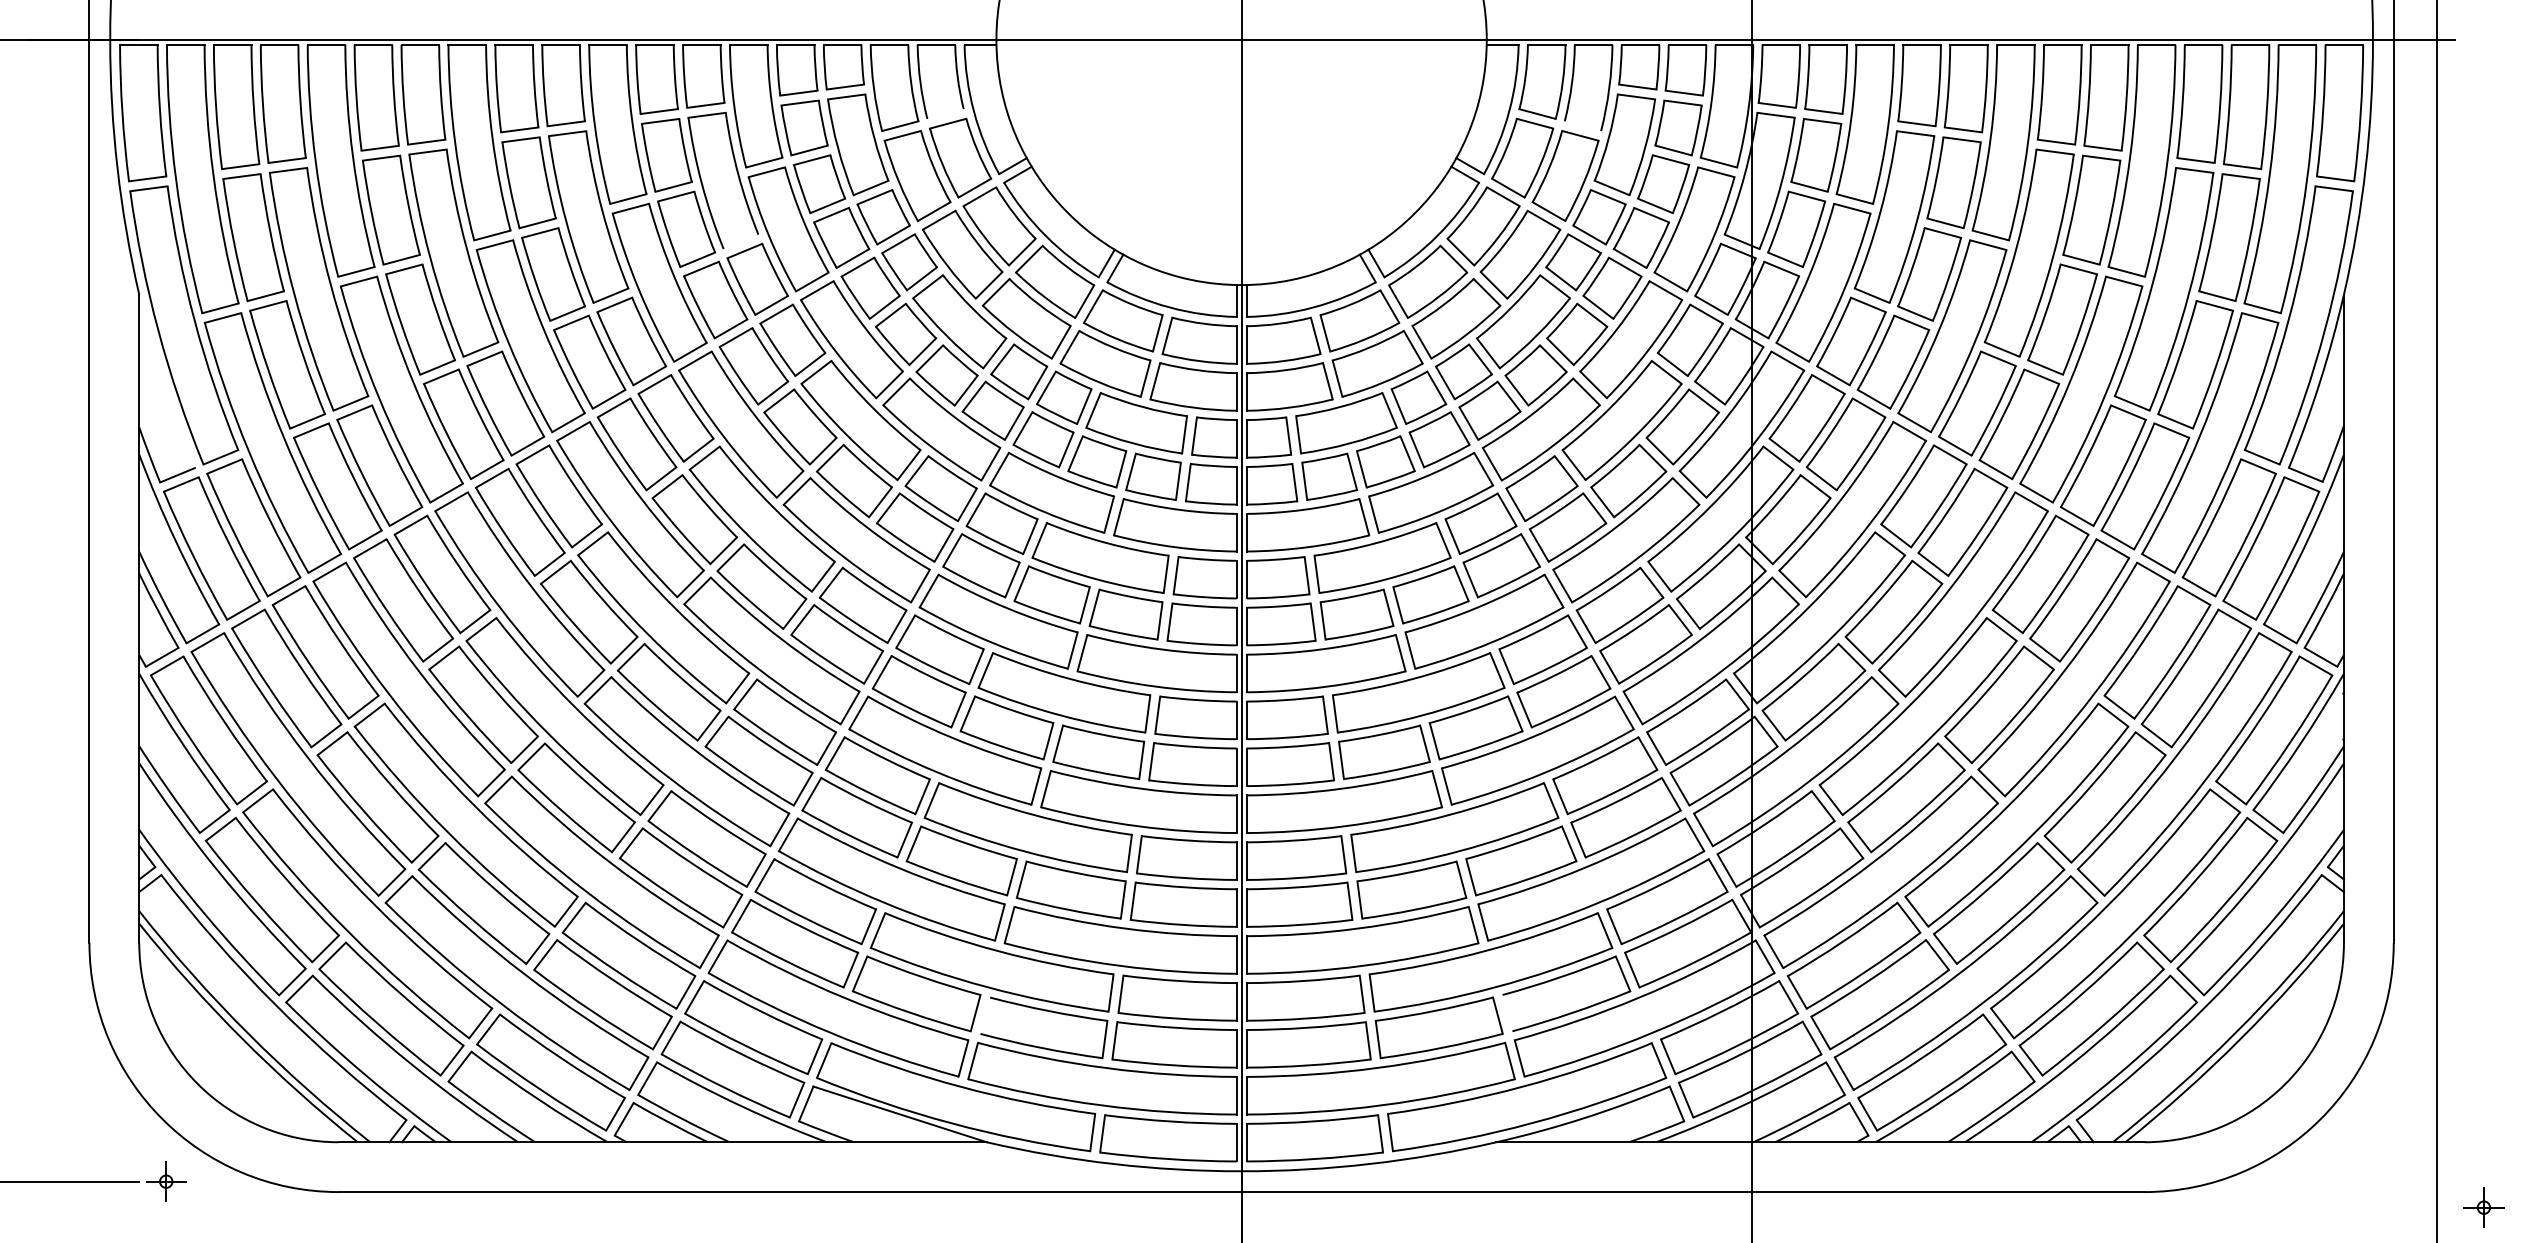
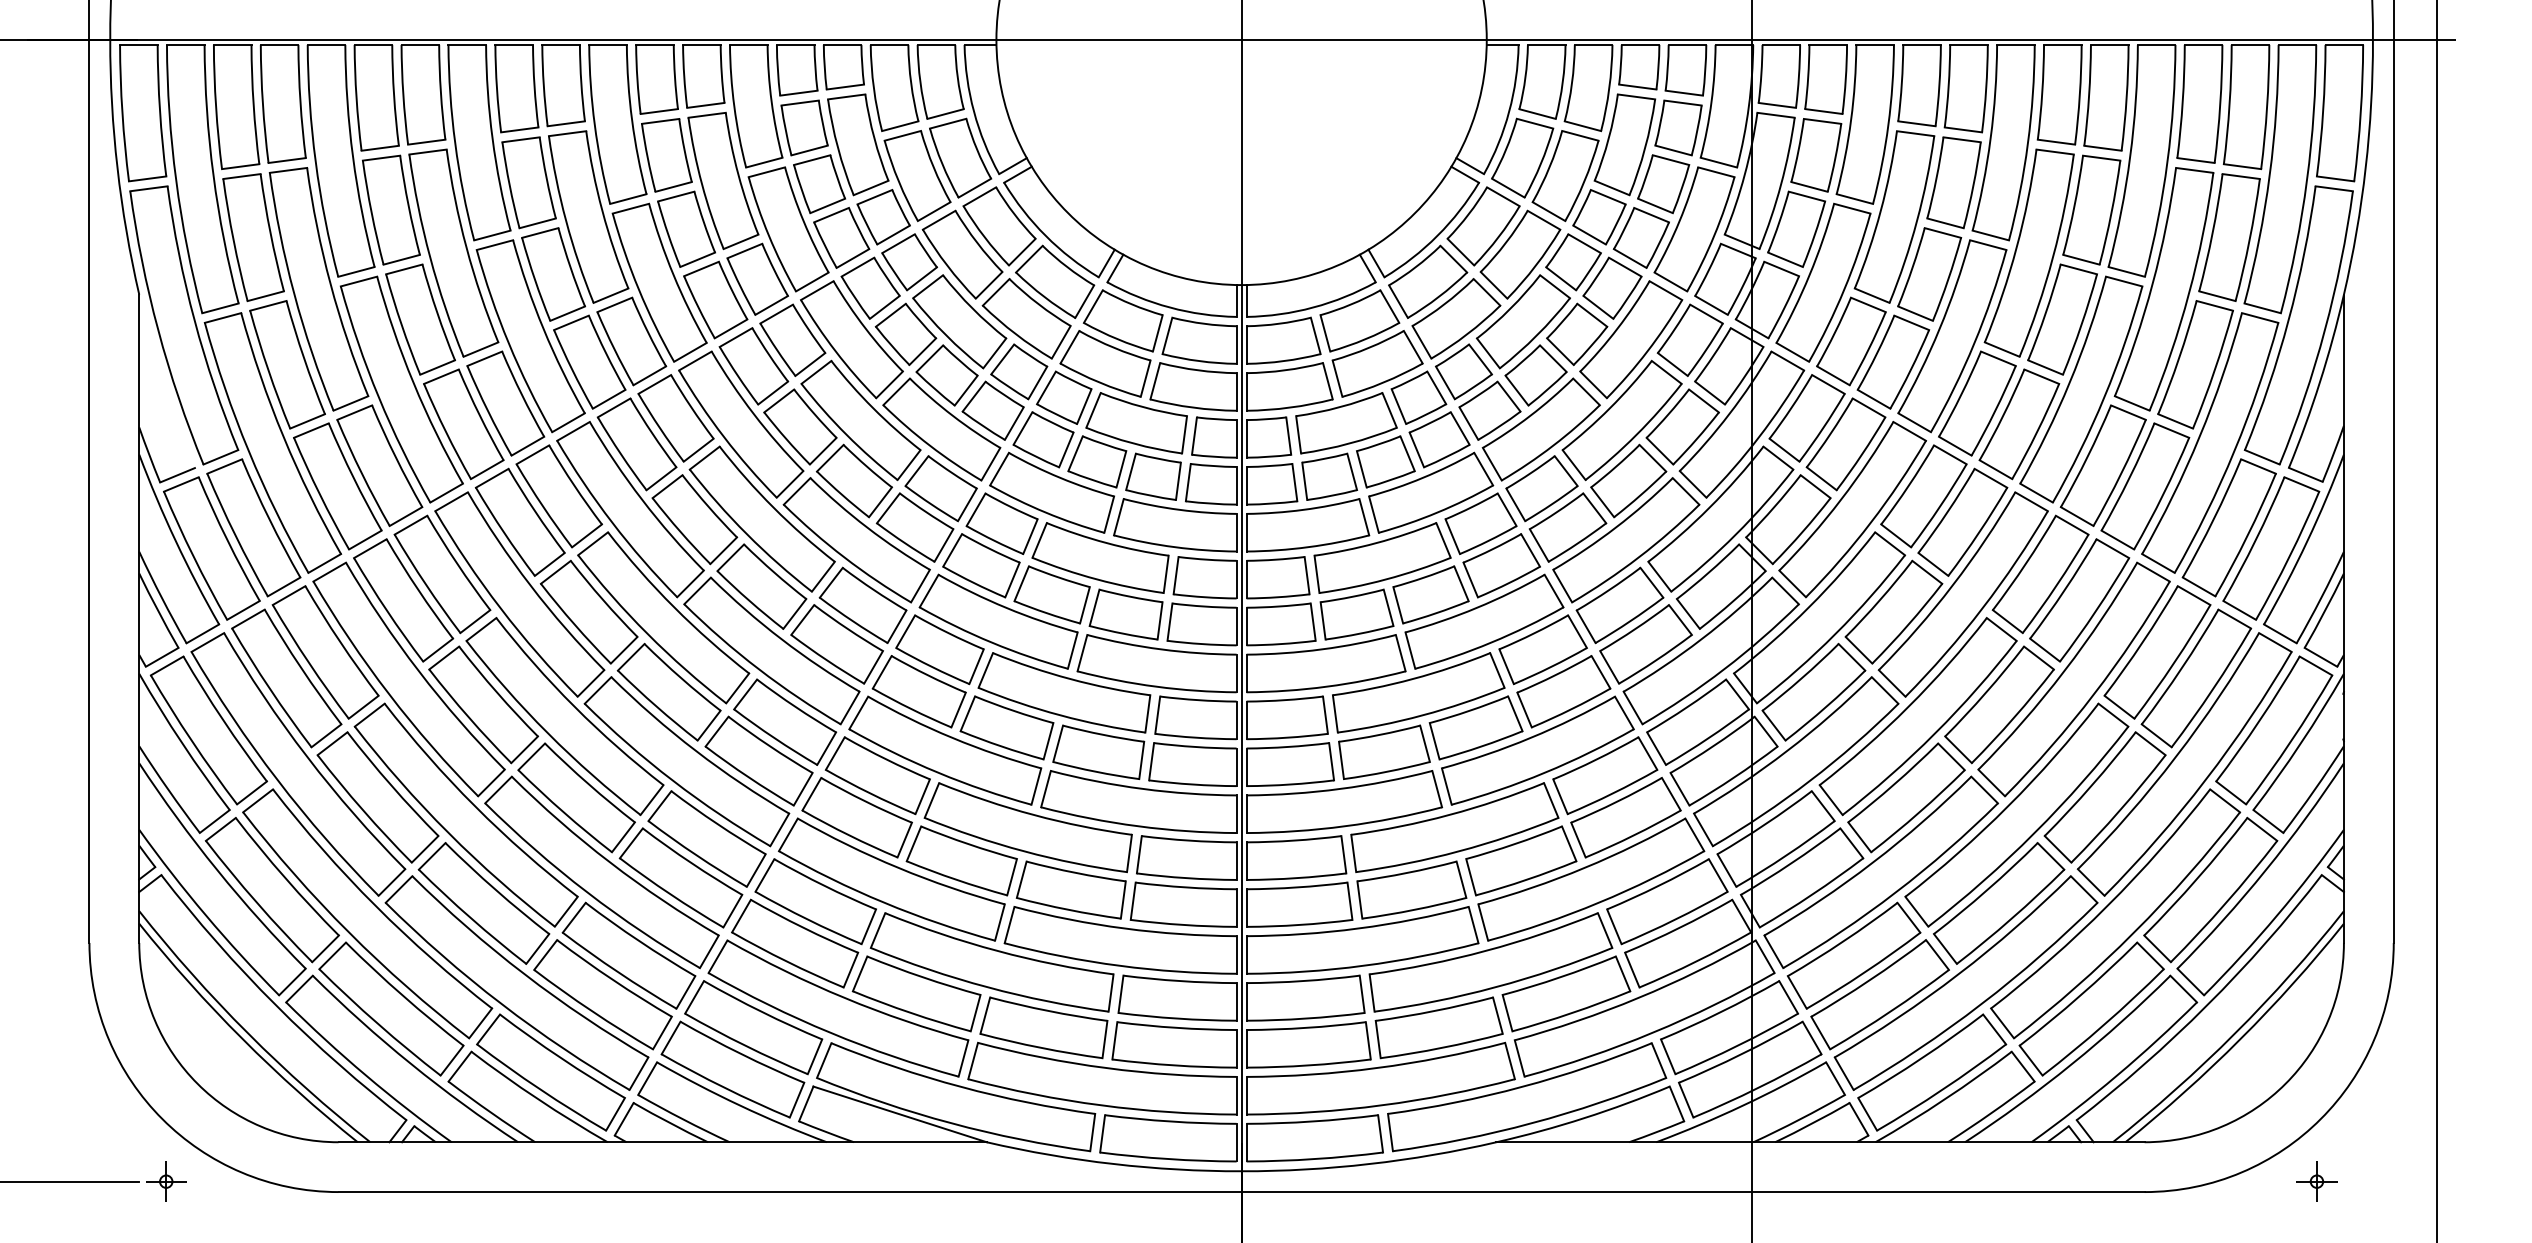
line: none -> present (945, 113)
line: none -> present (1582, 126)
line: none -> present (740, 241)
line: none -> present (1507, 1012)
line: none -> present (985, 1015)
part position: (2483, 1207) -> (2316, 1181) (2316, 1181)
